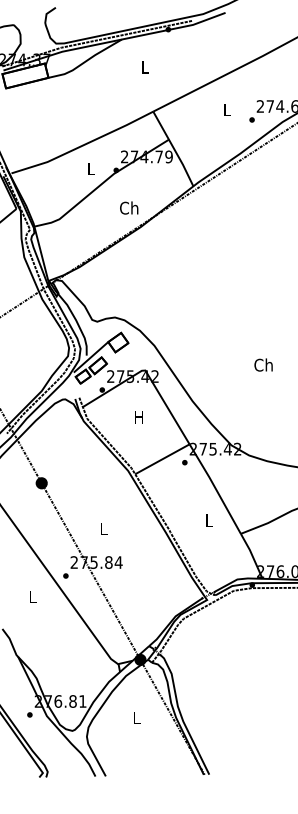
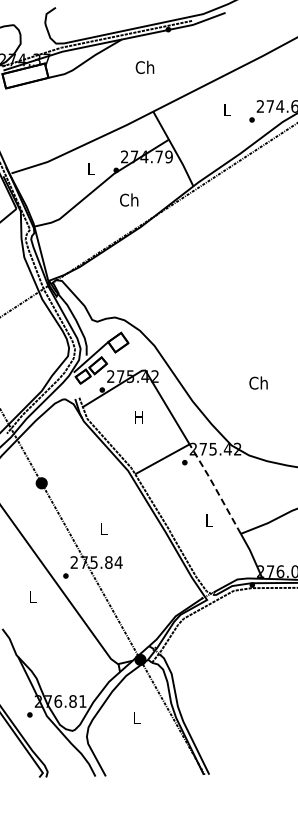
text: L -> Ch (144, 67)
text position: (129, 207) -> (129, 199) (129, 199)
text position: (263, 364) -> (258, 382) (258, 382)
line: solid -> dashed (215, 487)
